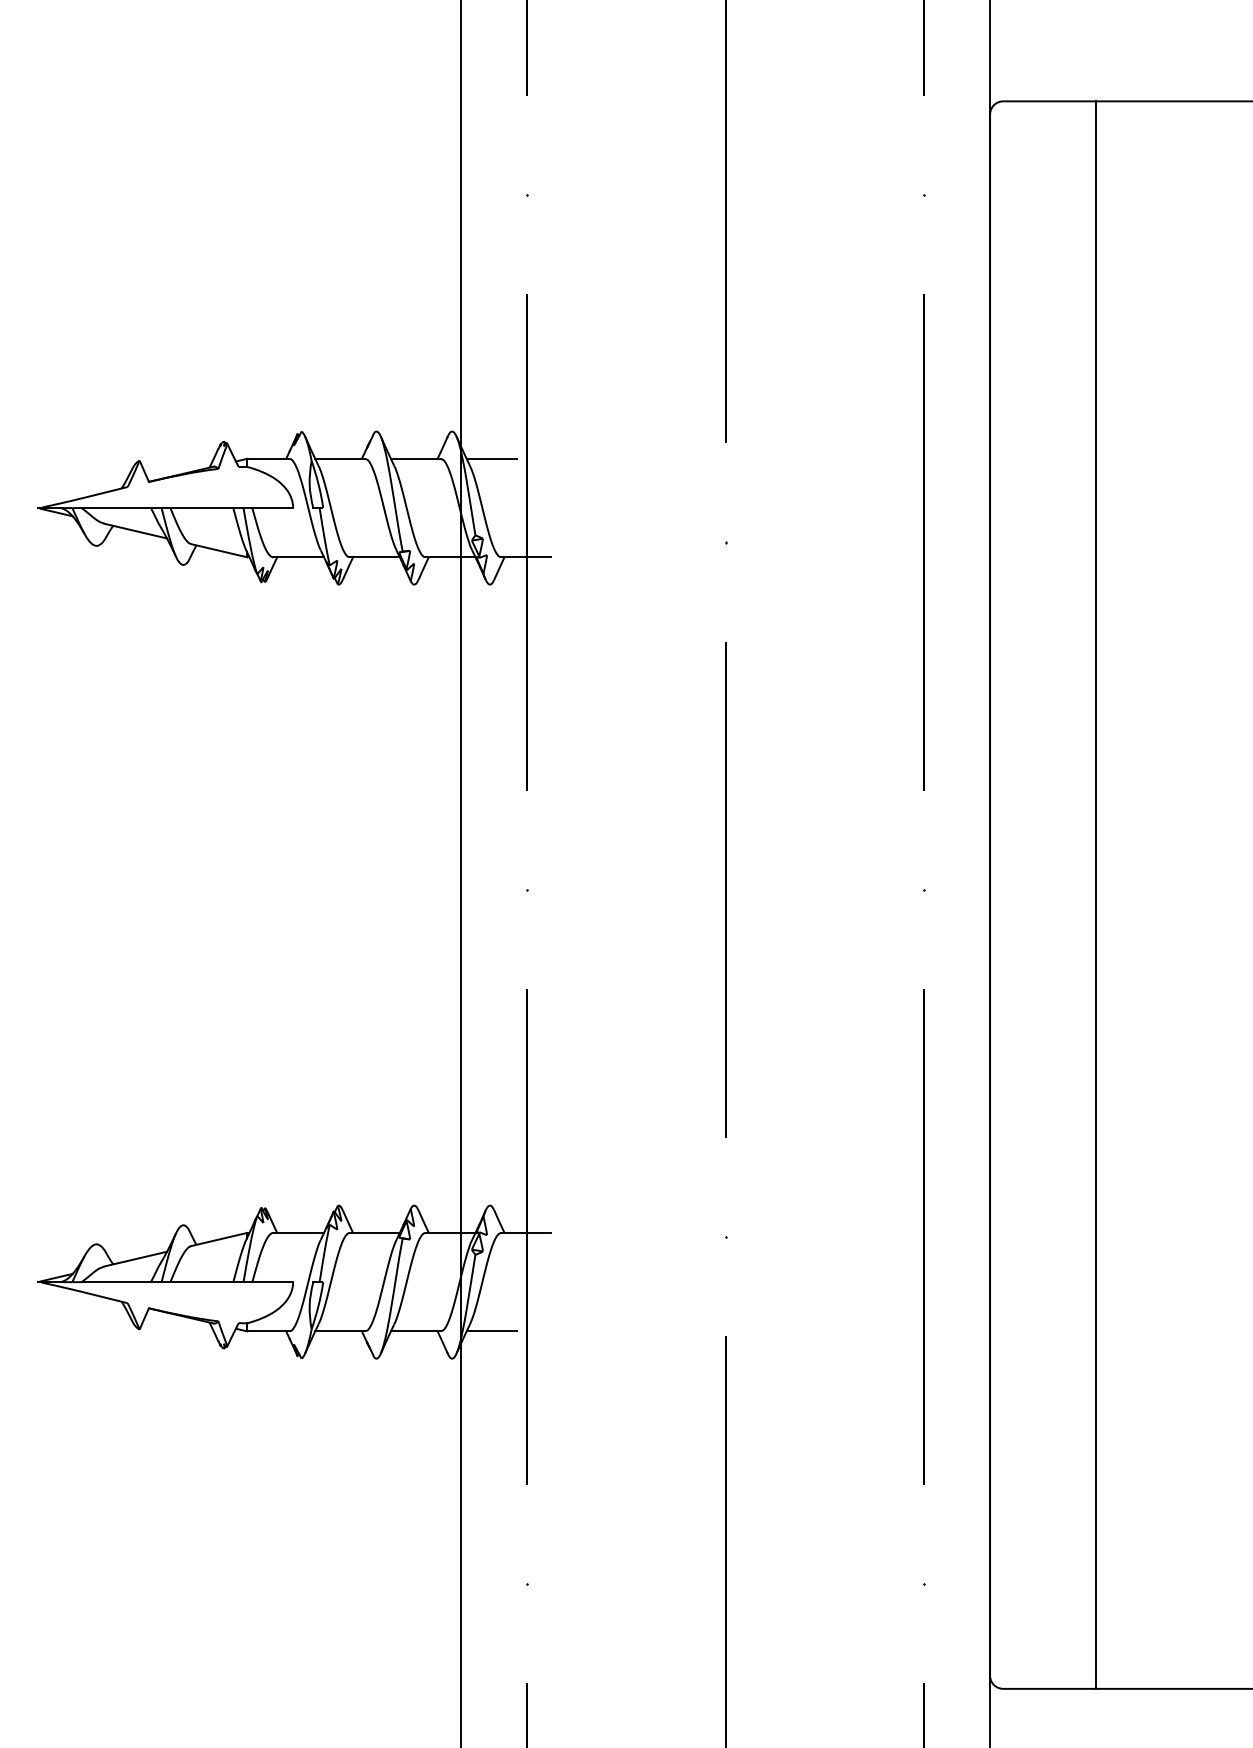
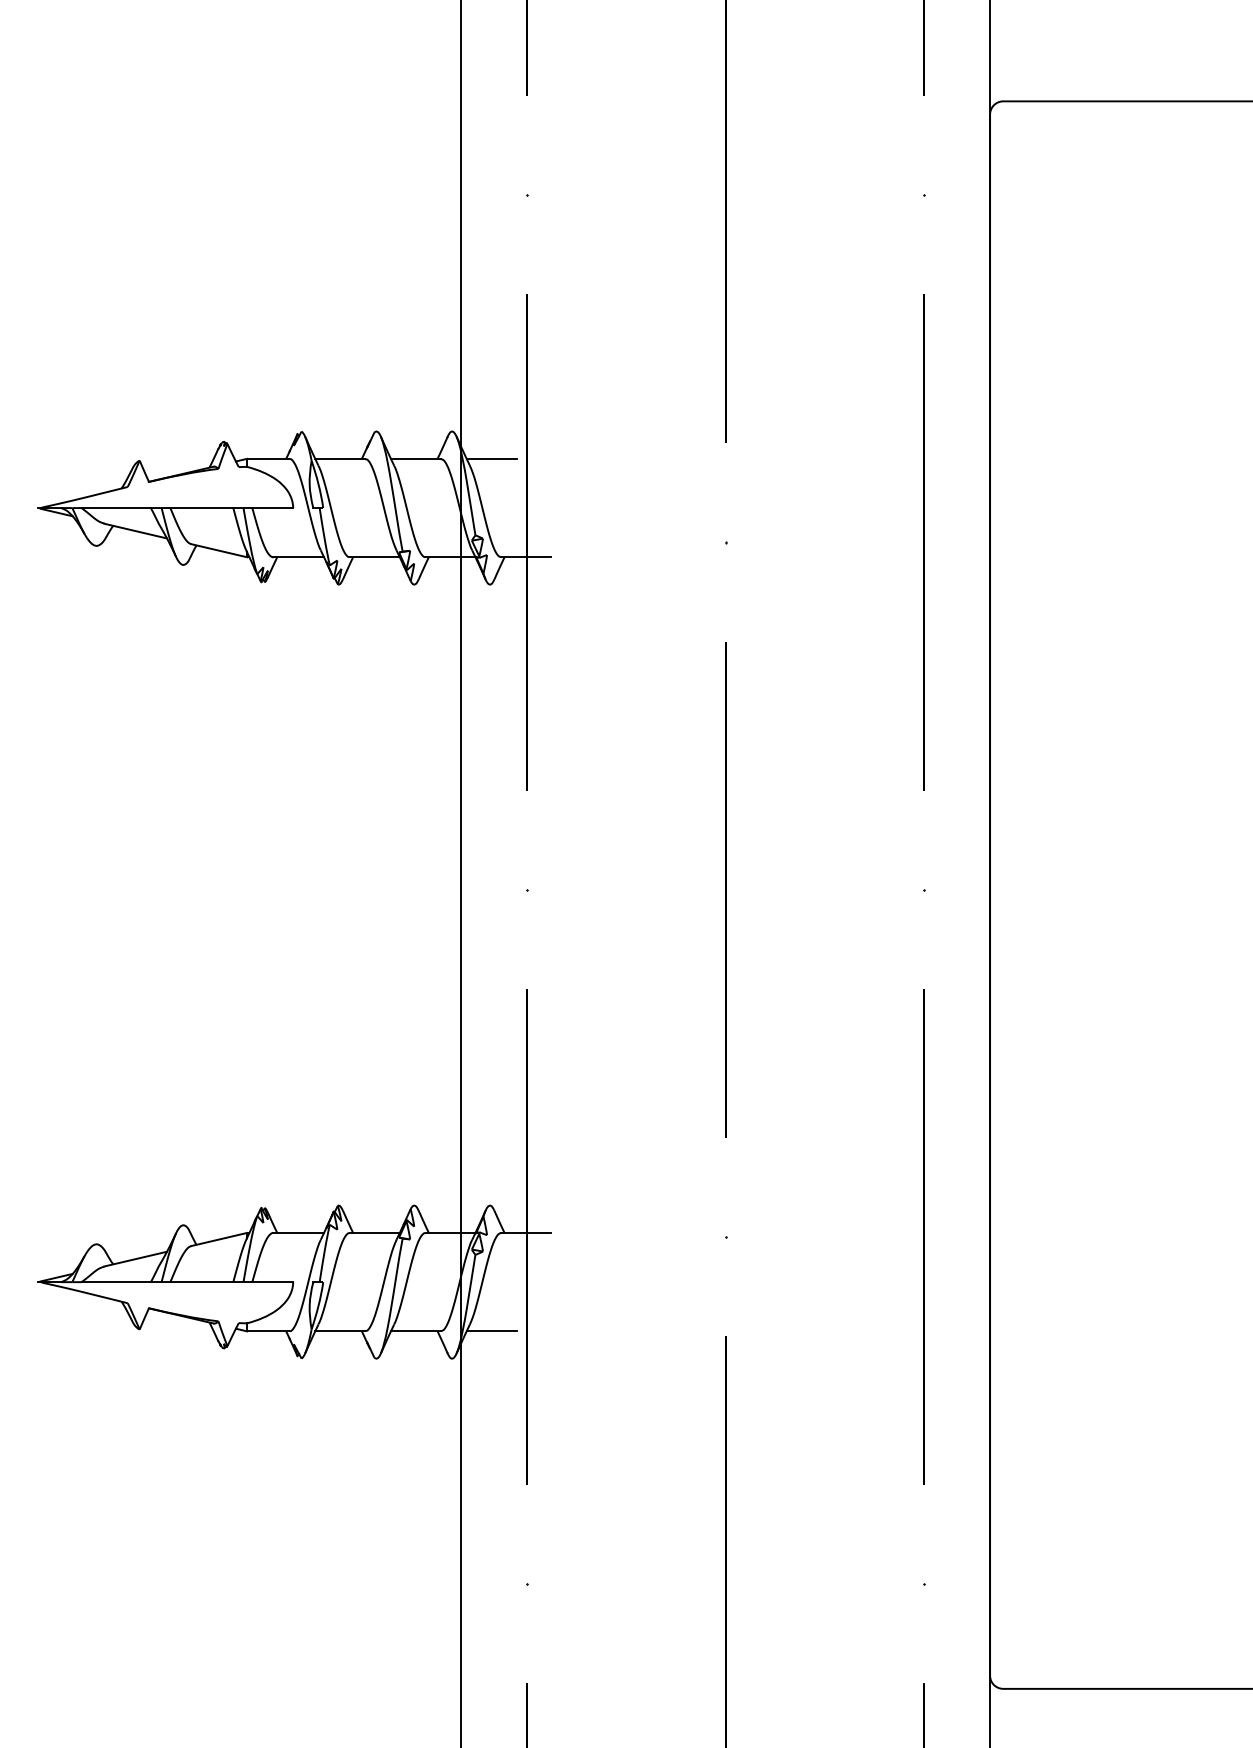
line: present -> none (1095, 894)
